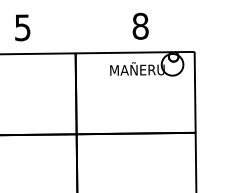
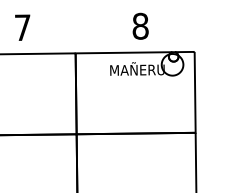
text: 5 -> 7 (22, 27)
